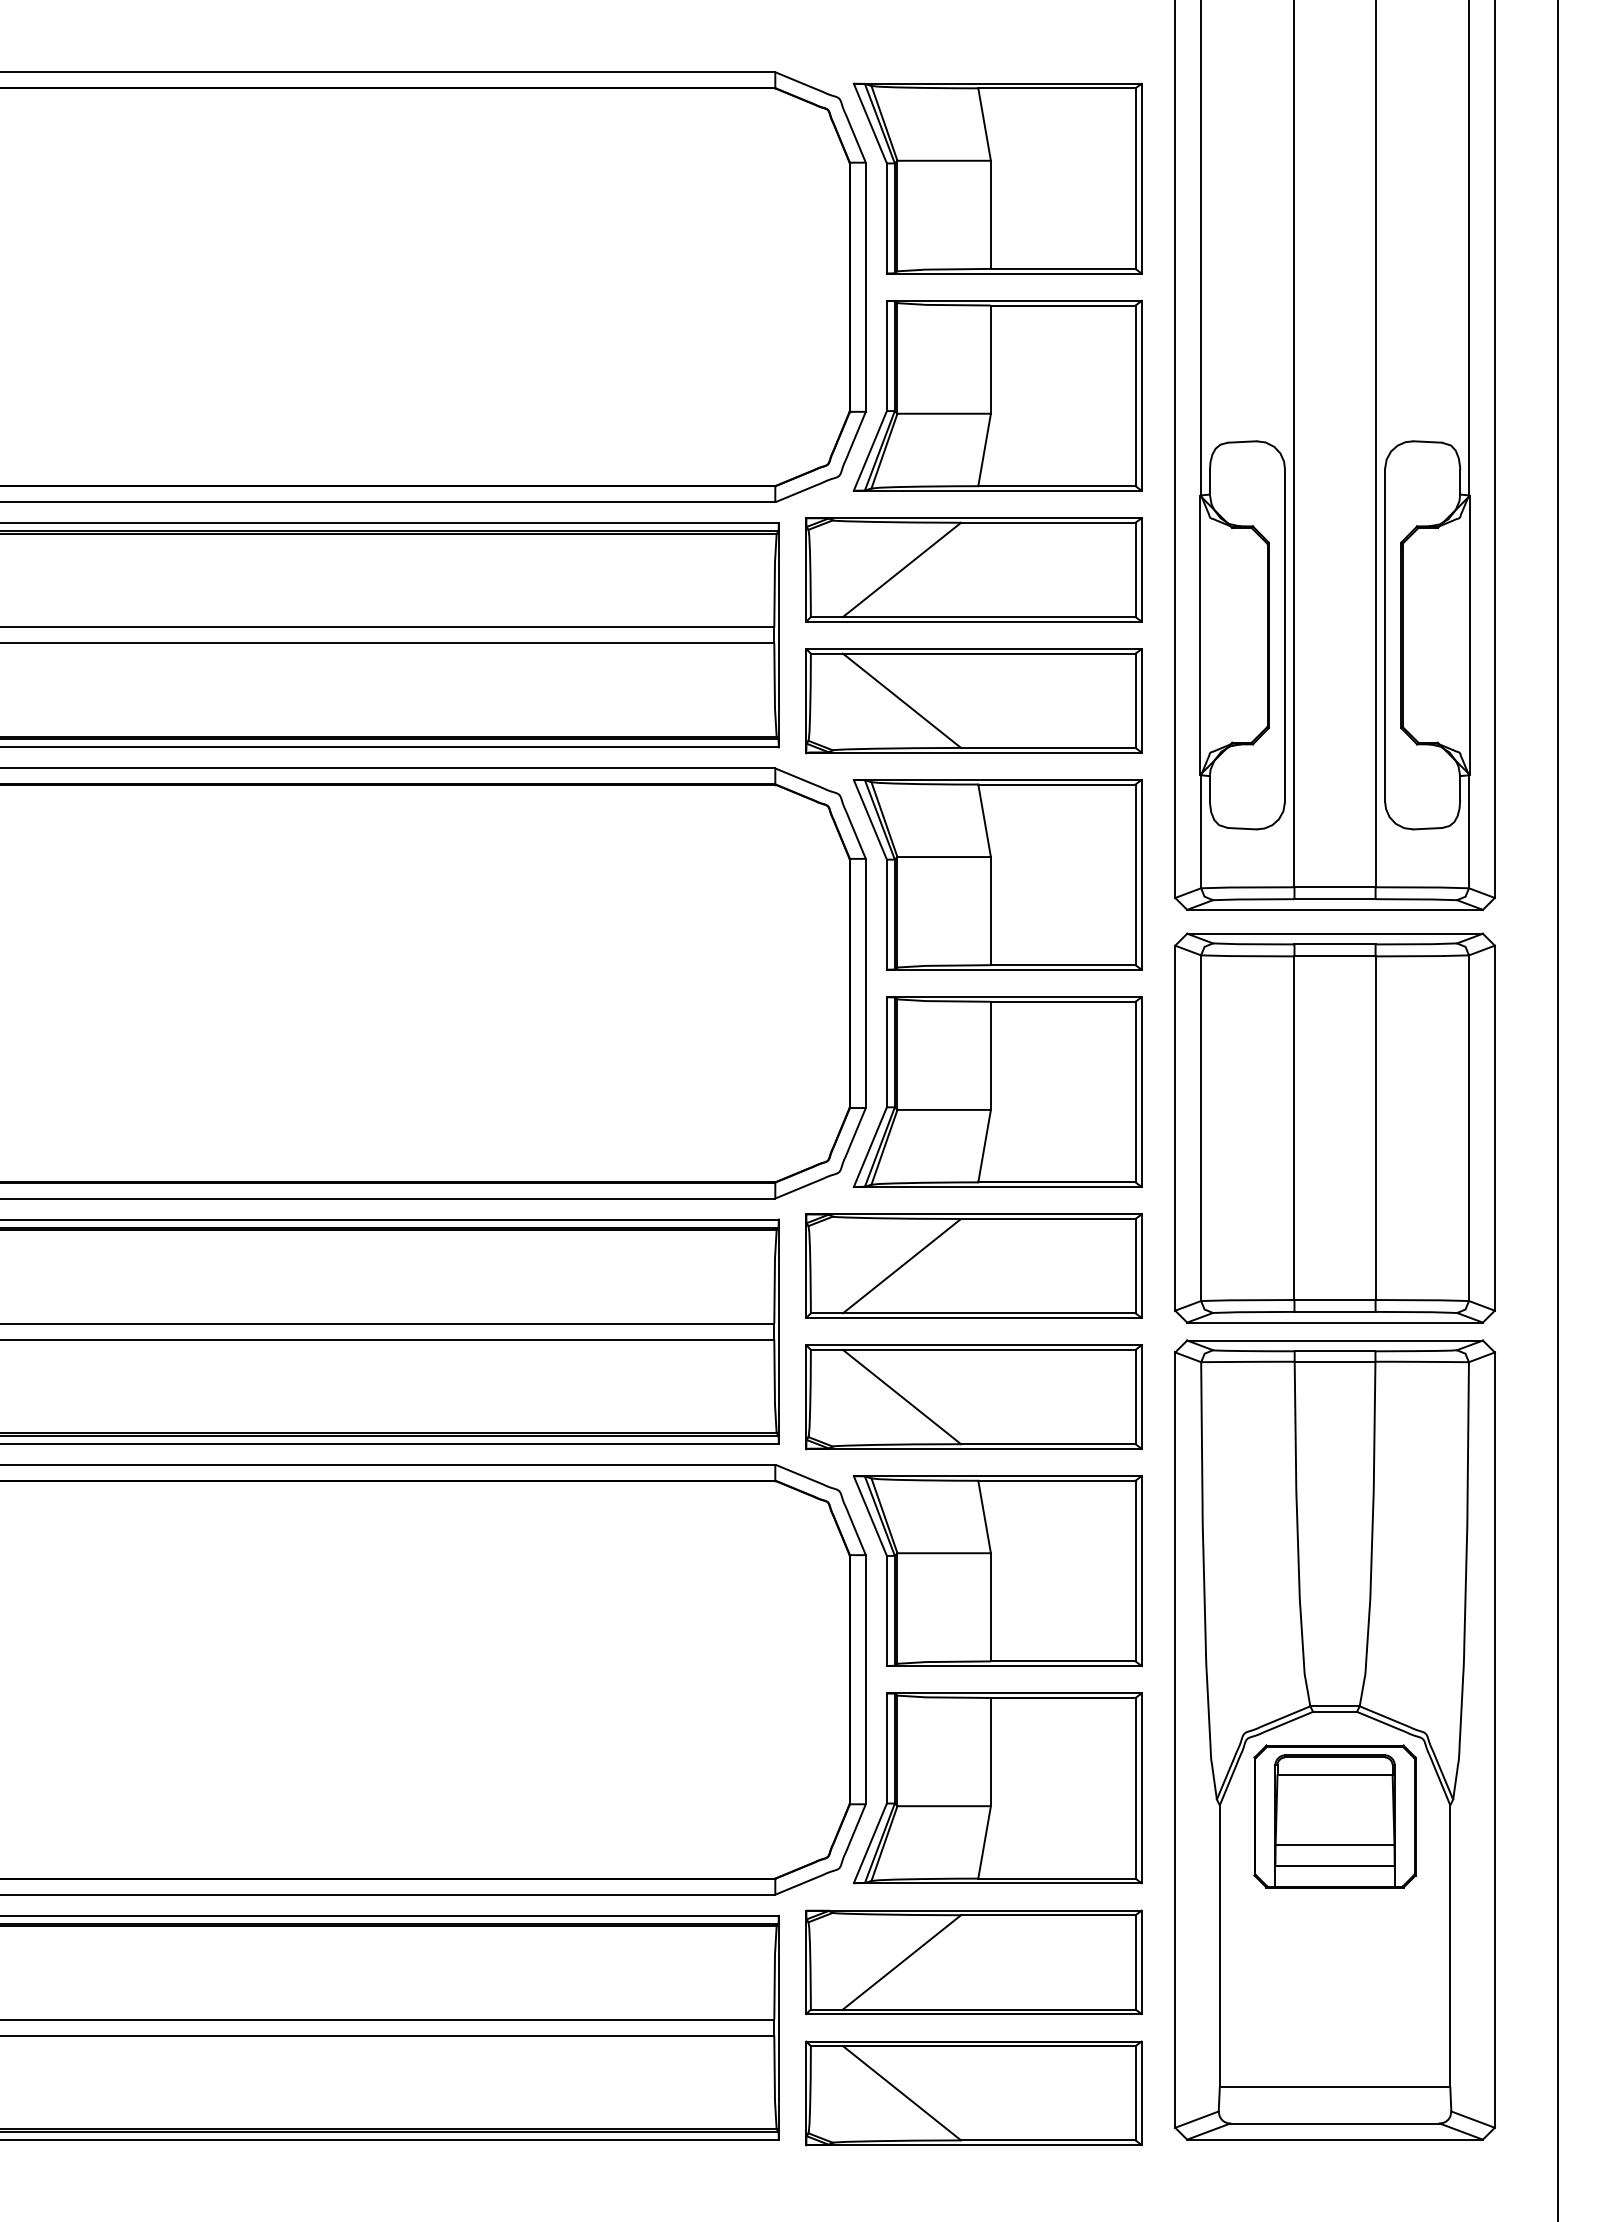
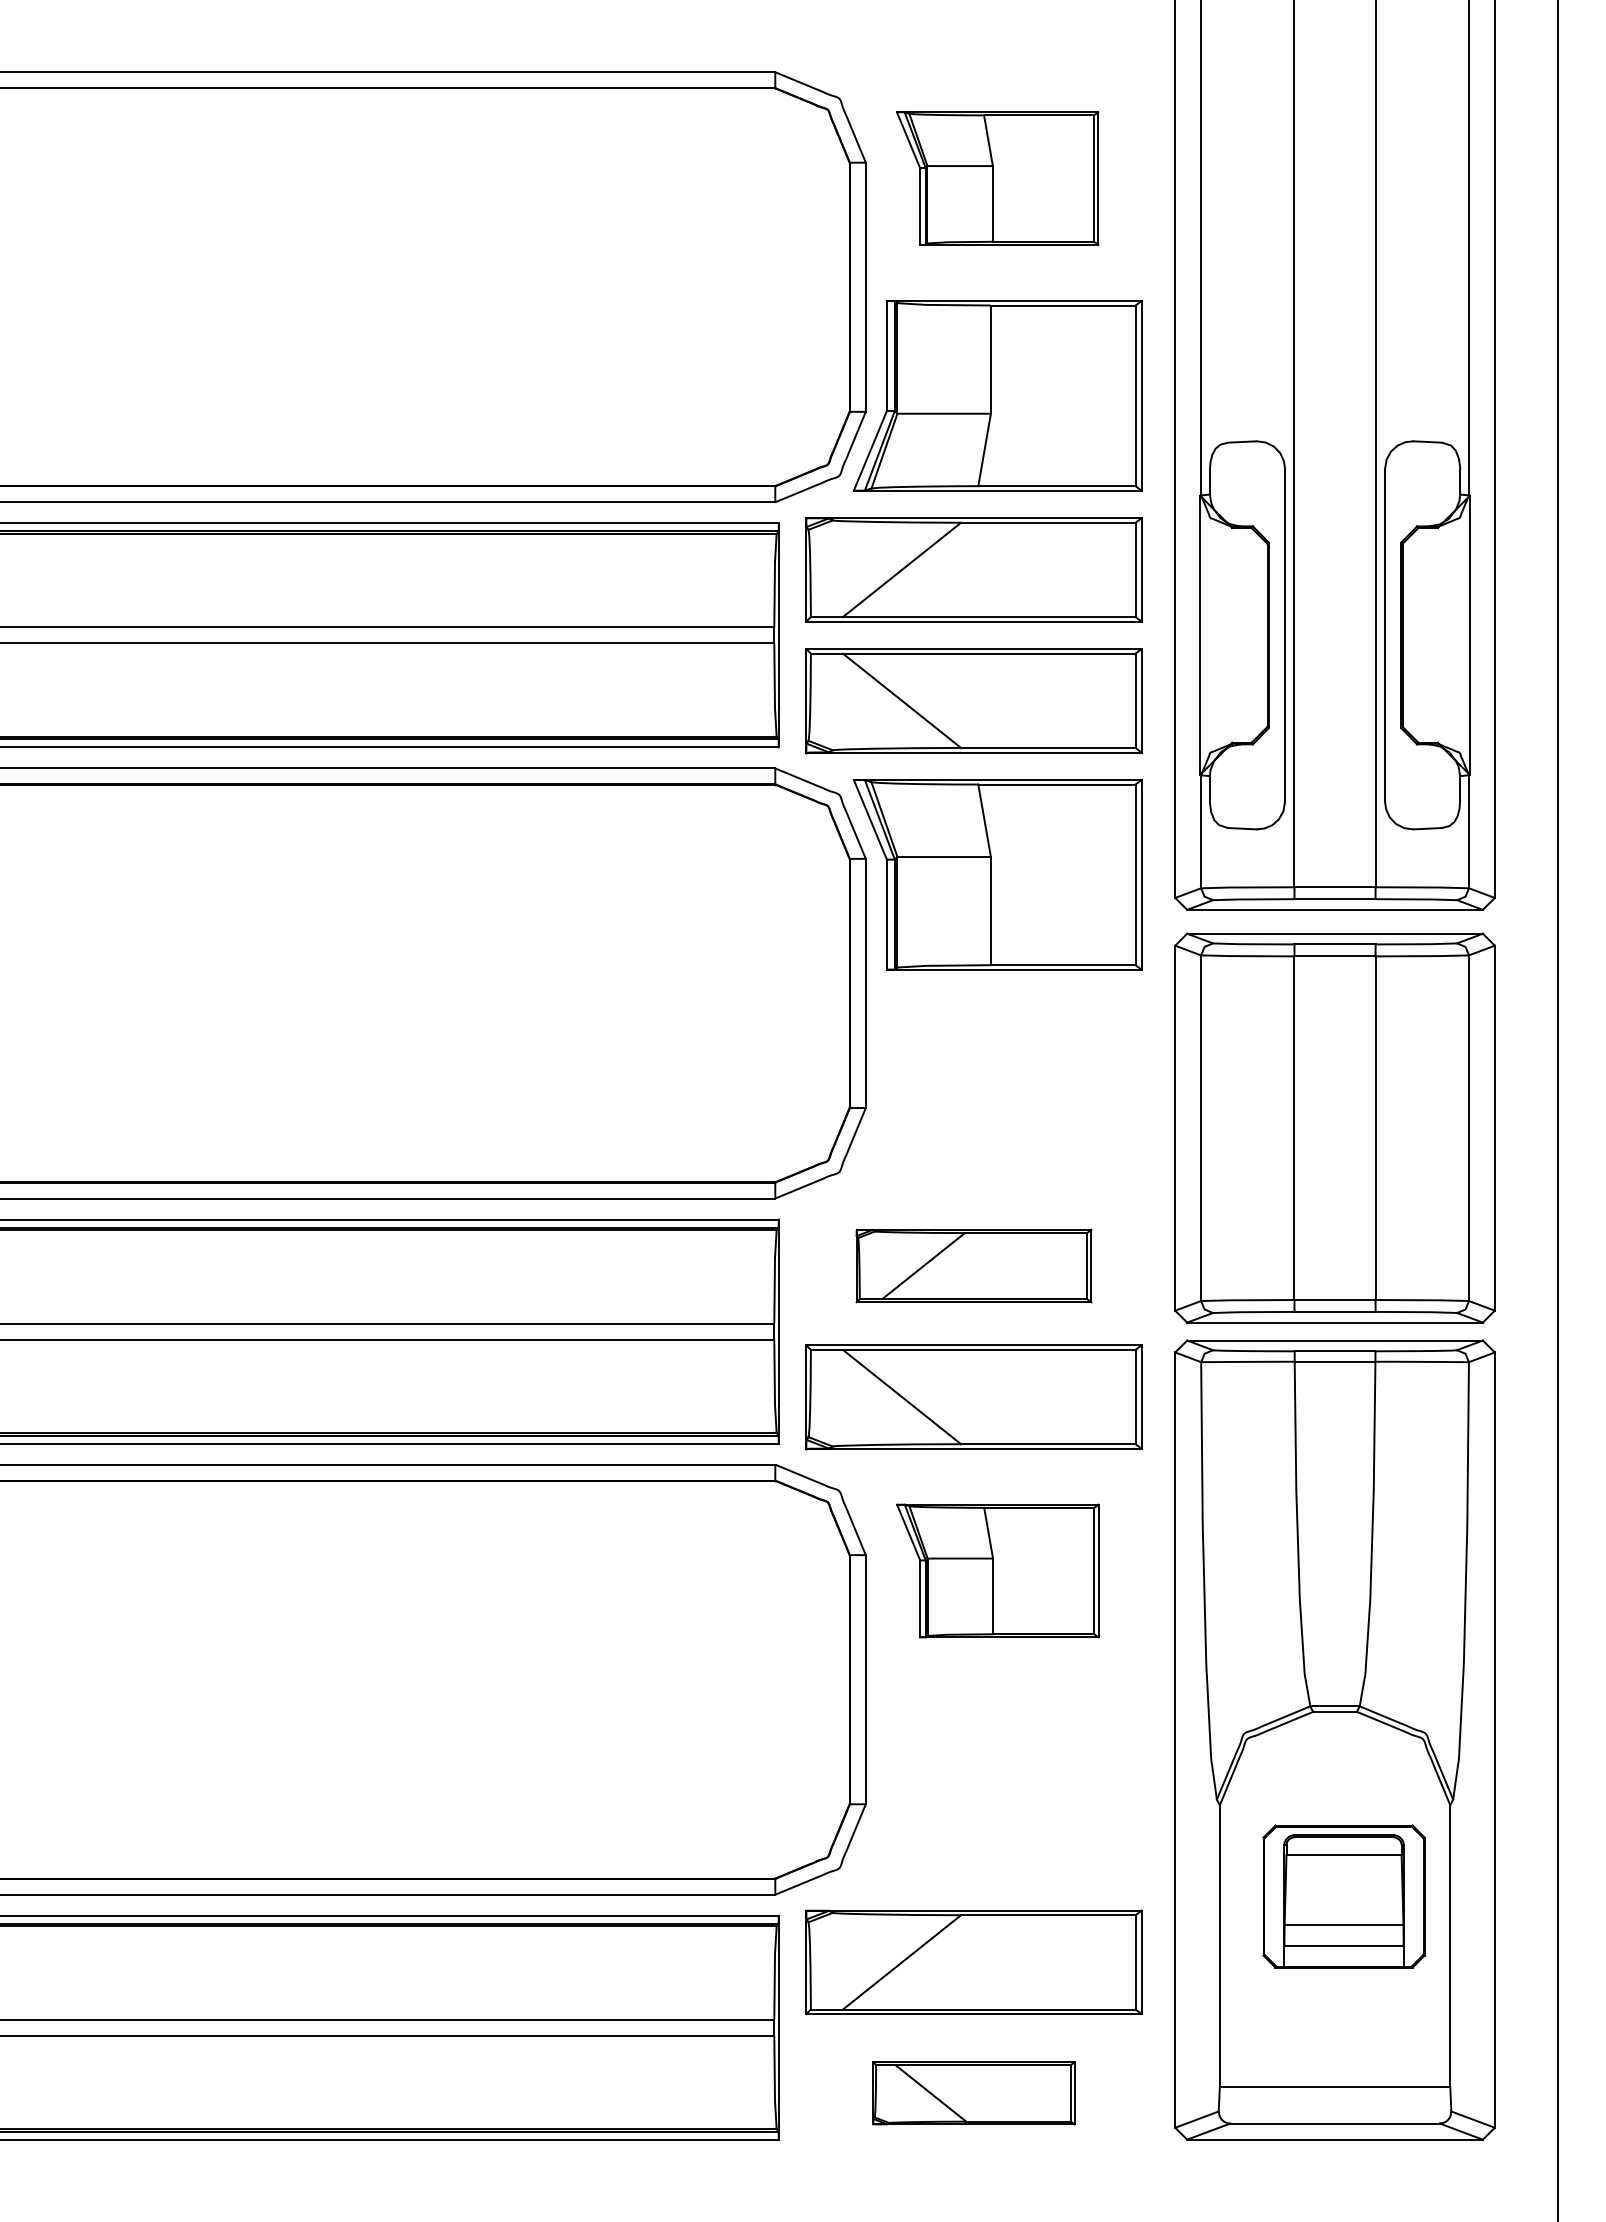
part size: 291x193 px -> 204x136 px (997, 178)
part: present -> none (997, 1091)
part size: 338x106 px -> 238x76 px (973, 1265)
part size: 290x192 px -> 204x136 px (997, 1570)
part: present -> none (997, 1788)
part position: (1334, 1816) -> (1343, 1896) (1343, 1896)
part size: 338x107 px -> 204x65 px (973, 2093)
